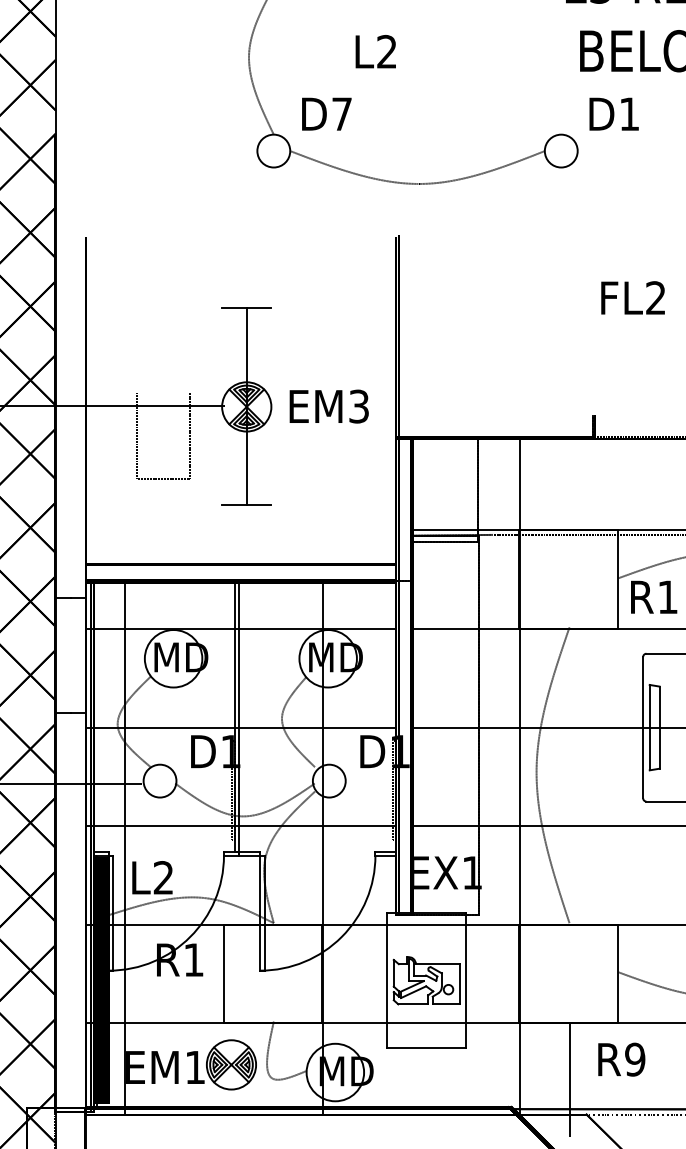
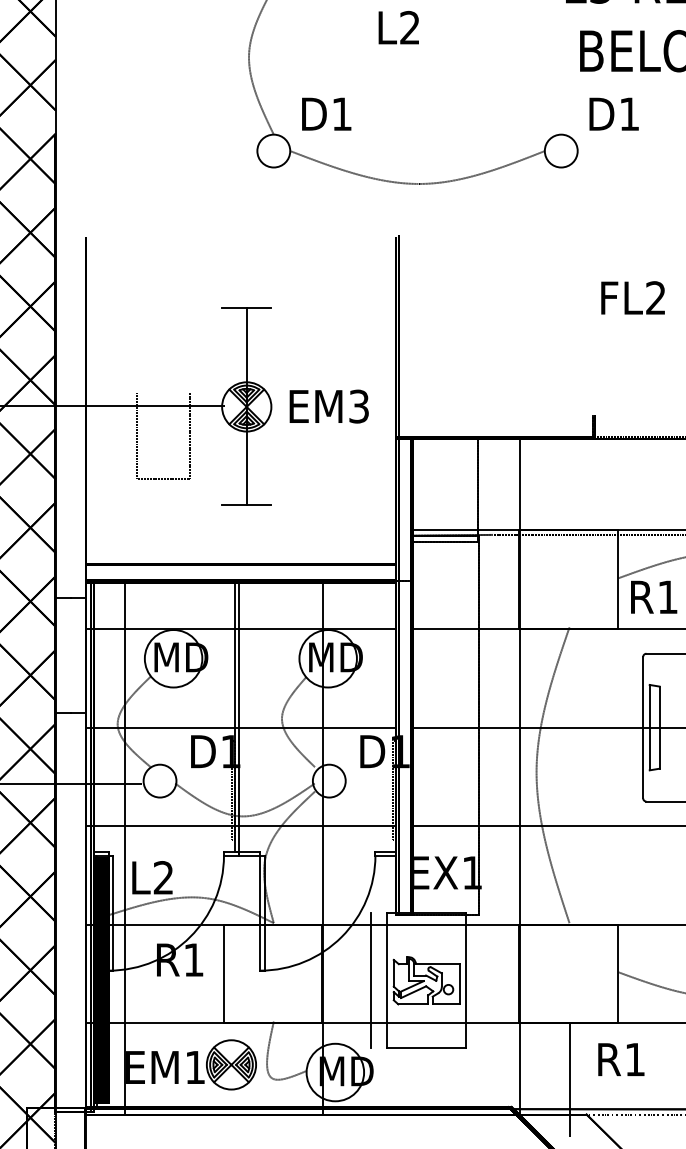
text position: (375, 51) -> (398, 27) (398, 27)
text: D7 -> D1 (341, 113)
line: none -> present (370, 980)
text: R9 -> R1 (635, 1059)
